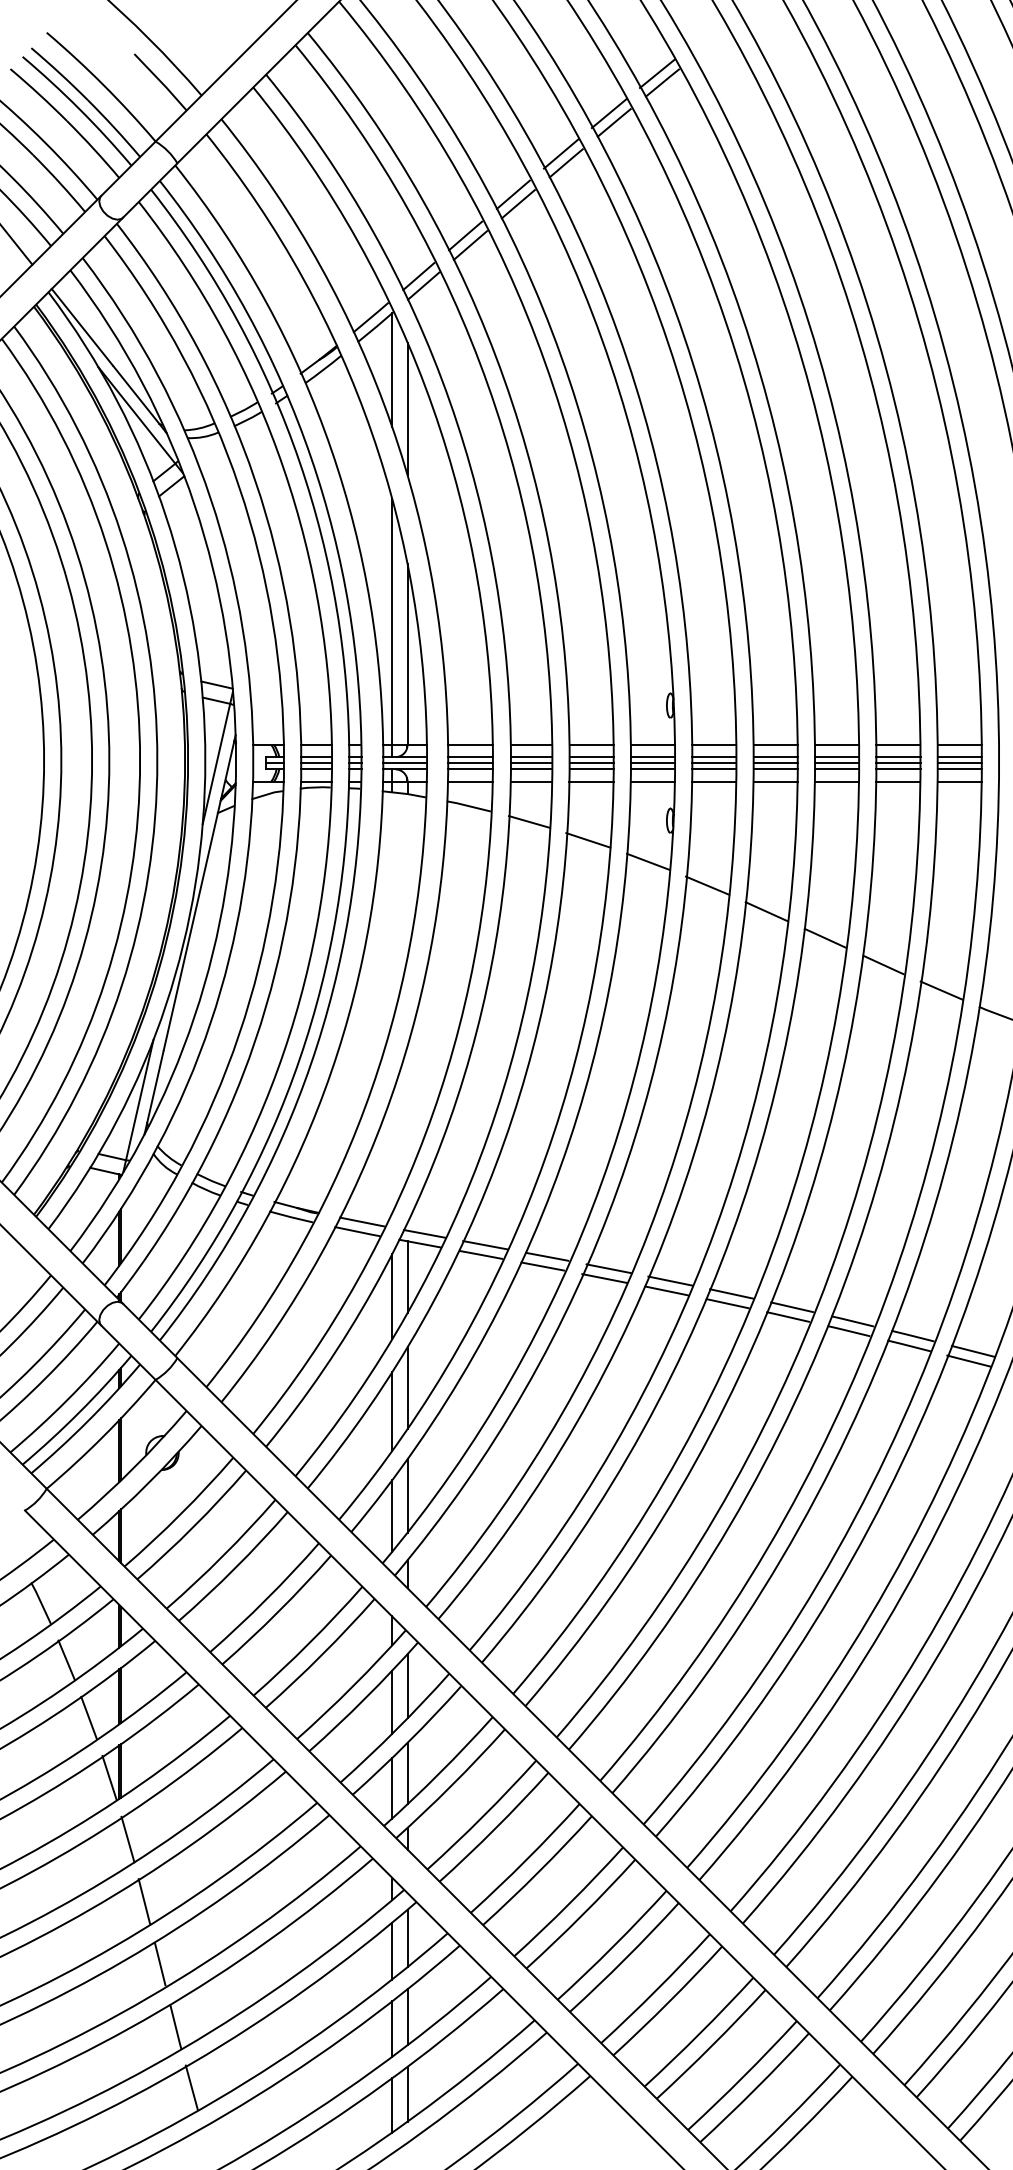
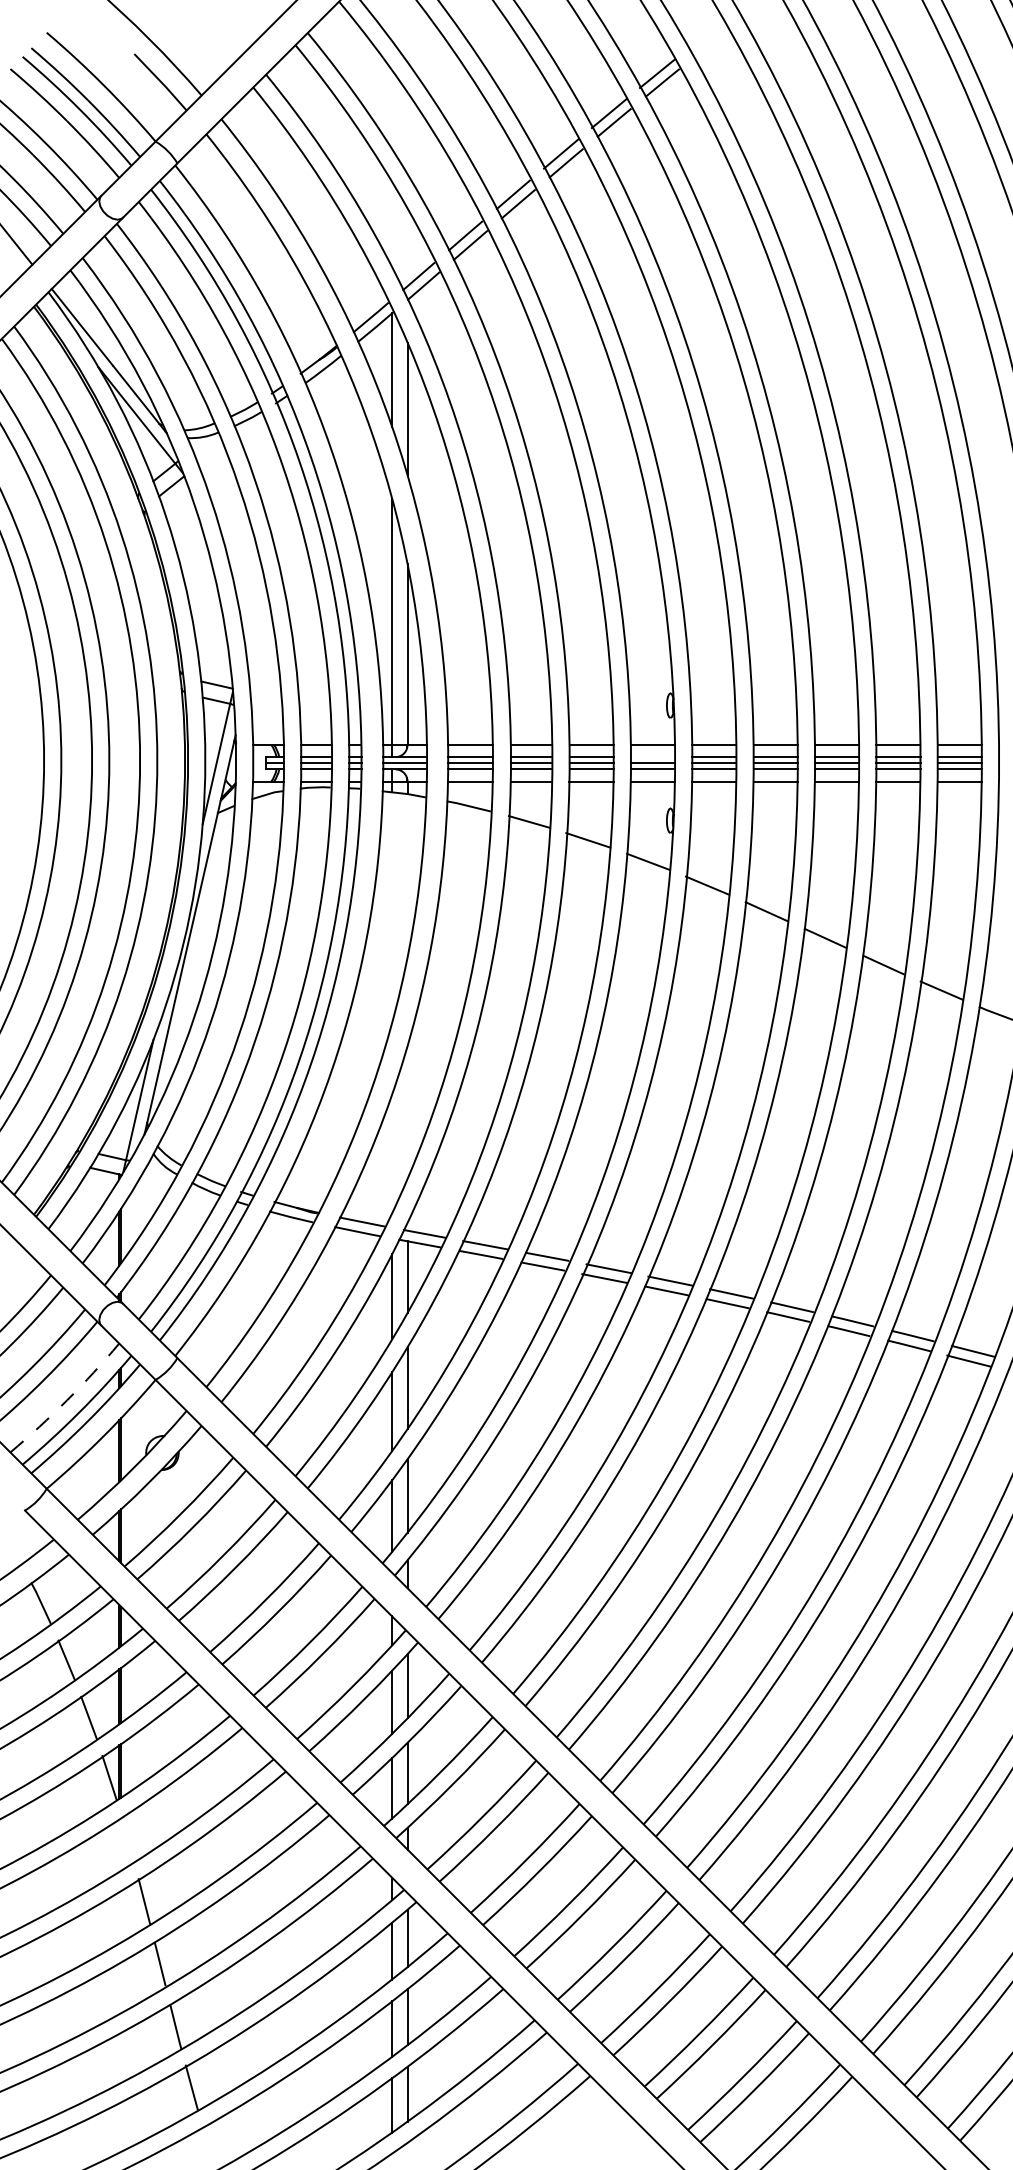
line: present -> none (653, 757)
arc: solid -> dashed (67, 1400)
line: present -> none (127, 1839)
